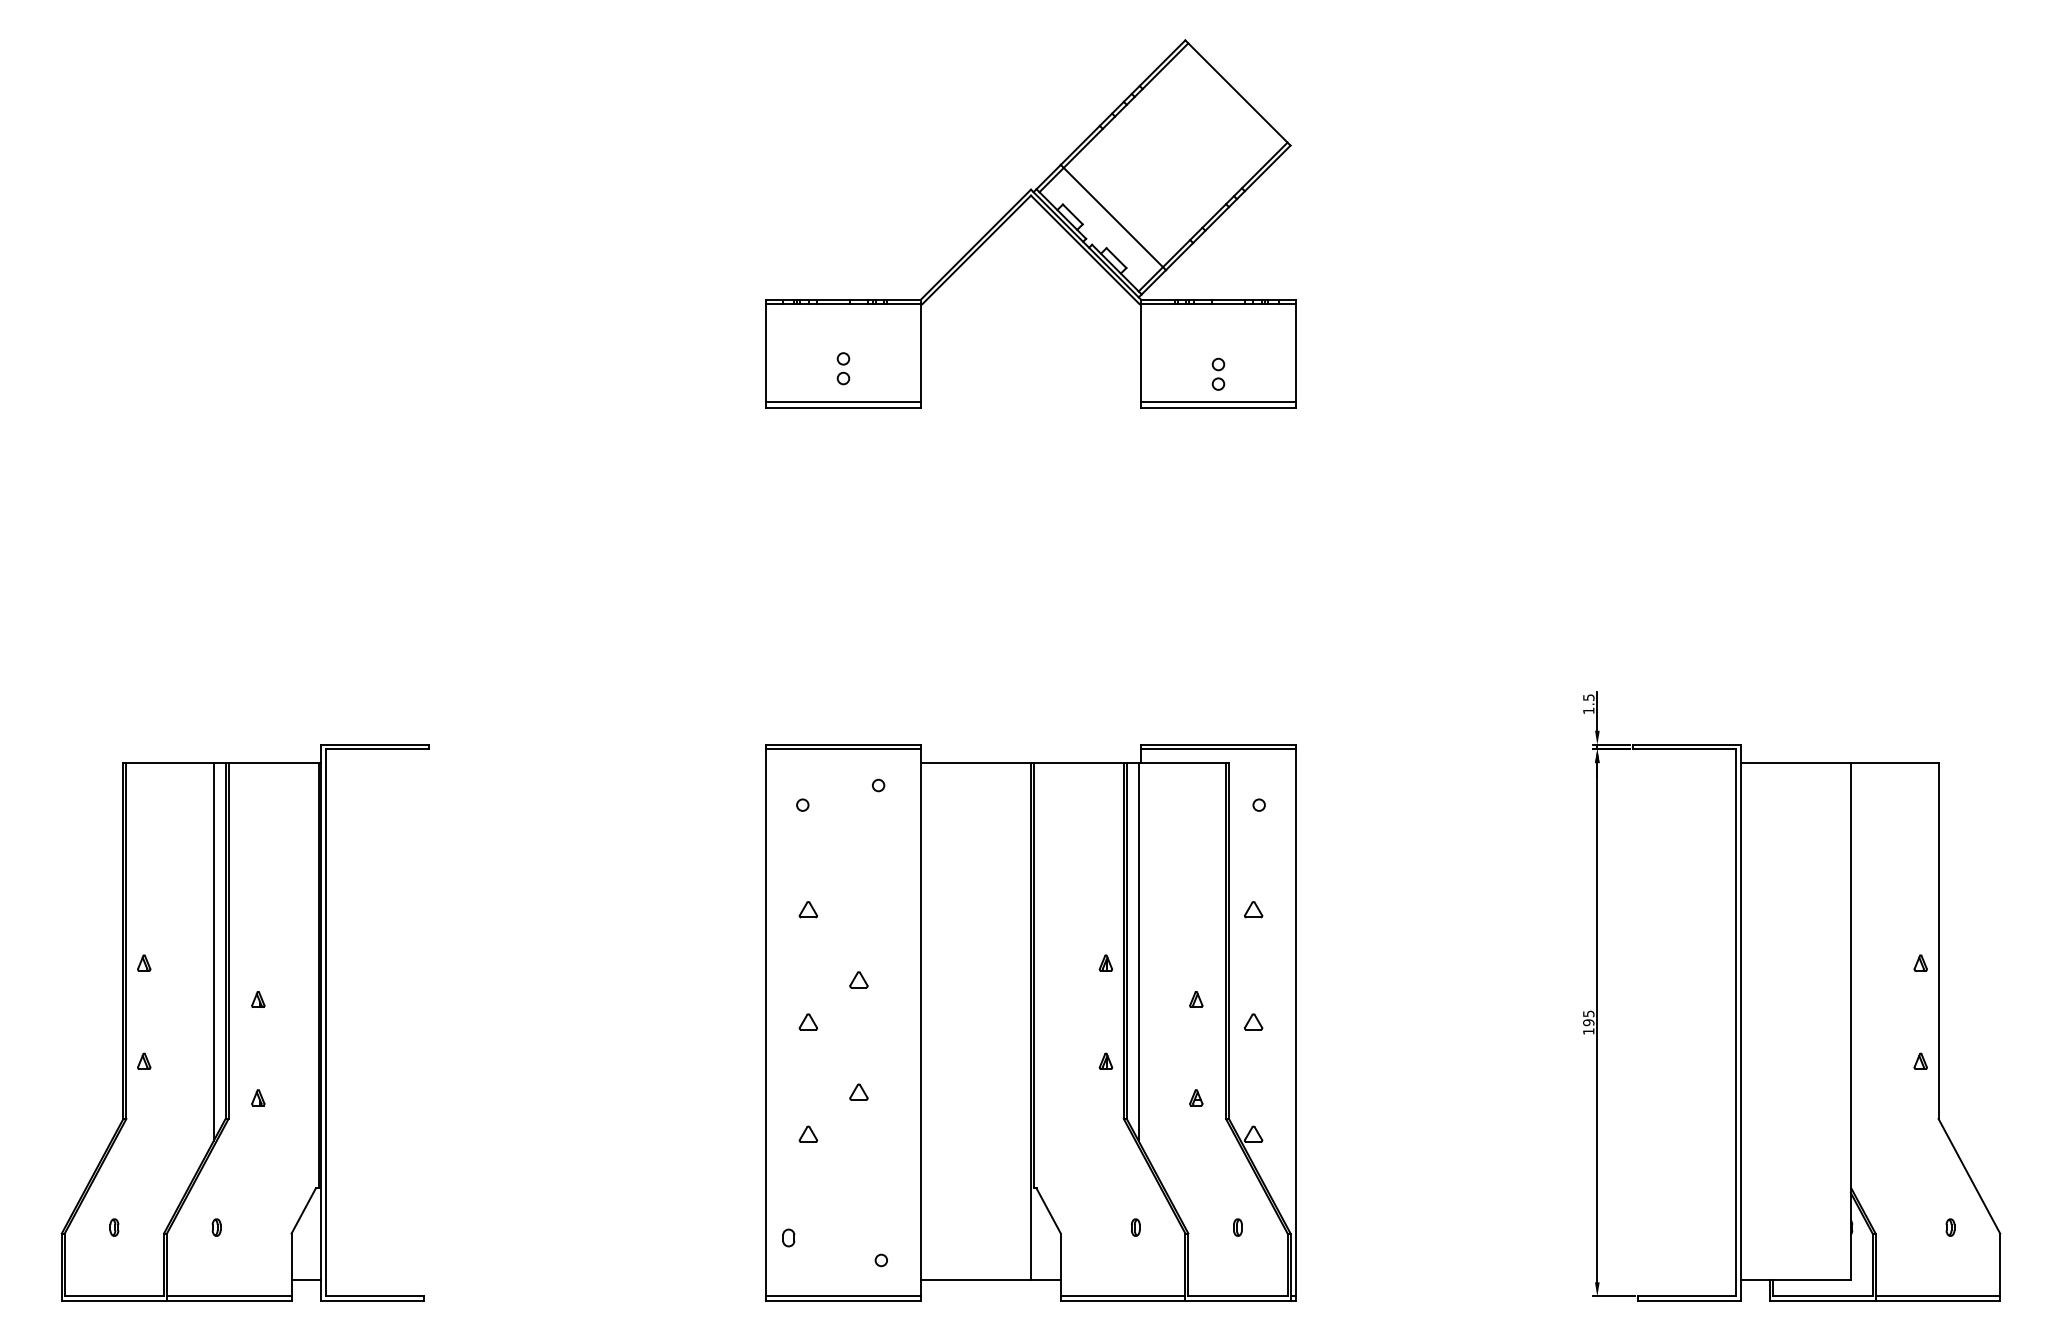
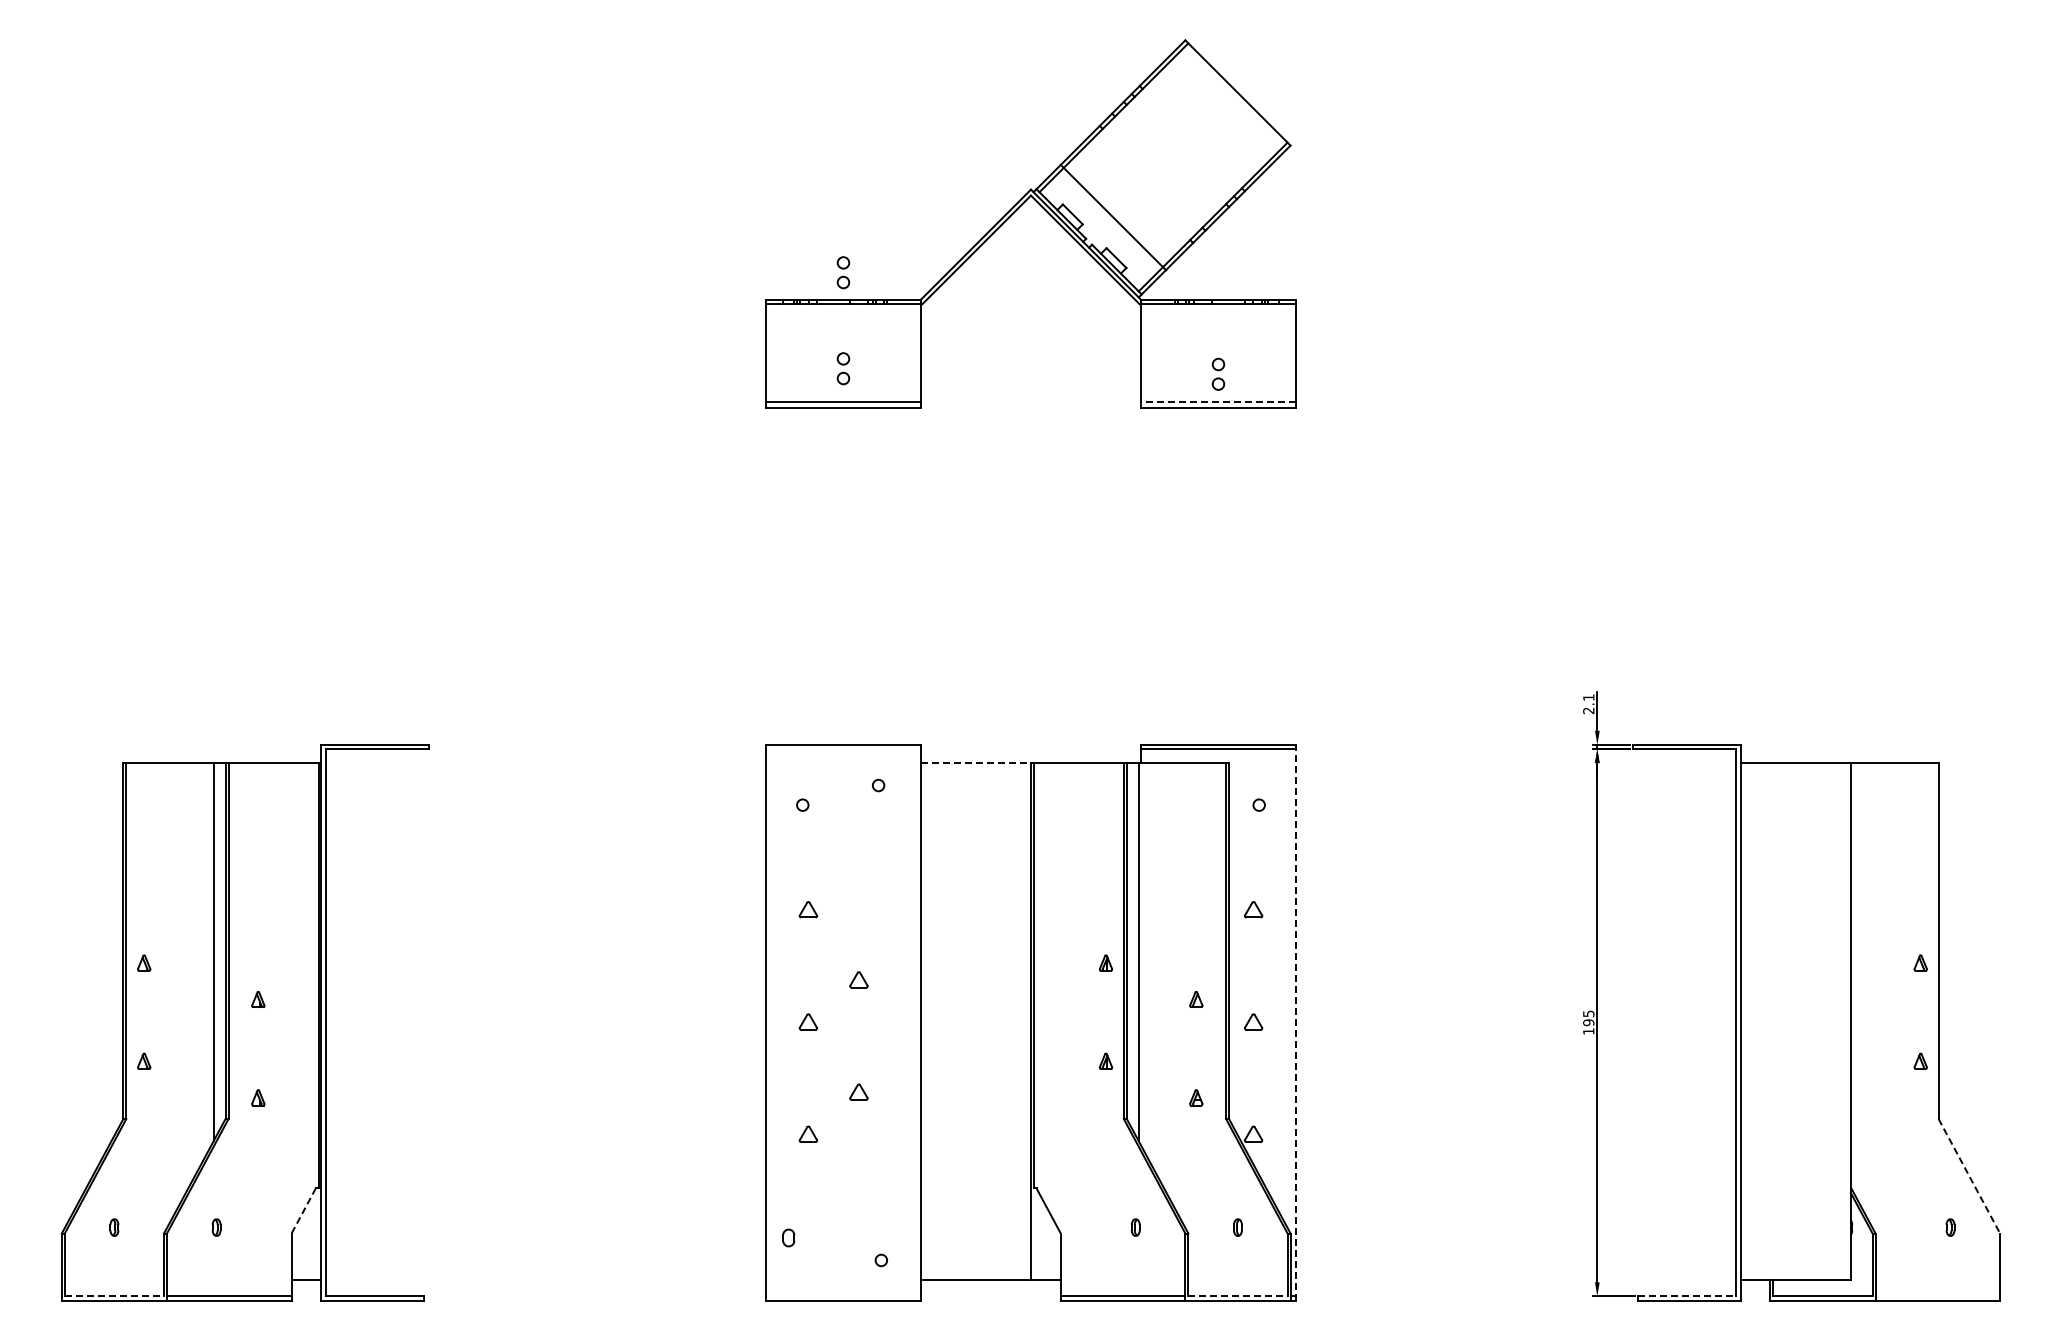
part: none -> present (843, 272)
line: solid -> dashed (1217, 402)
text: 1.5 -> 2.1 (1588, 704)
line: present -> none (843, 749)
line: solid -> dashed (976, 763)
line: solid -> dashed (1295, 1022)
line: solid -> dashed (1969, 1176)
line: solid -> dashed (303, 1210)
line: solid -> dashed (114, 1296)
line: present -> none (843, 1296)
line: solid -> dashed (1237, 1296)
line: solid -> dashed (1687, 1296)
line: present -> none (1937, 1296)
